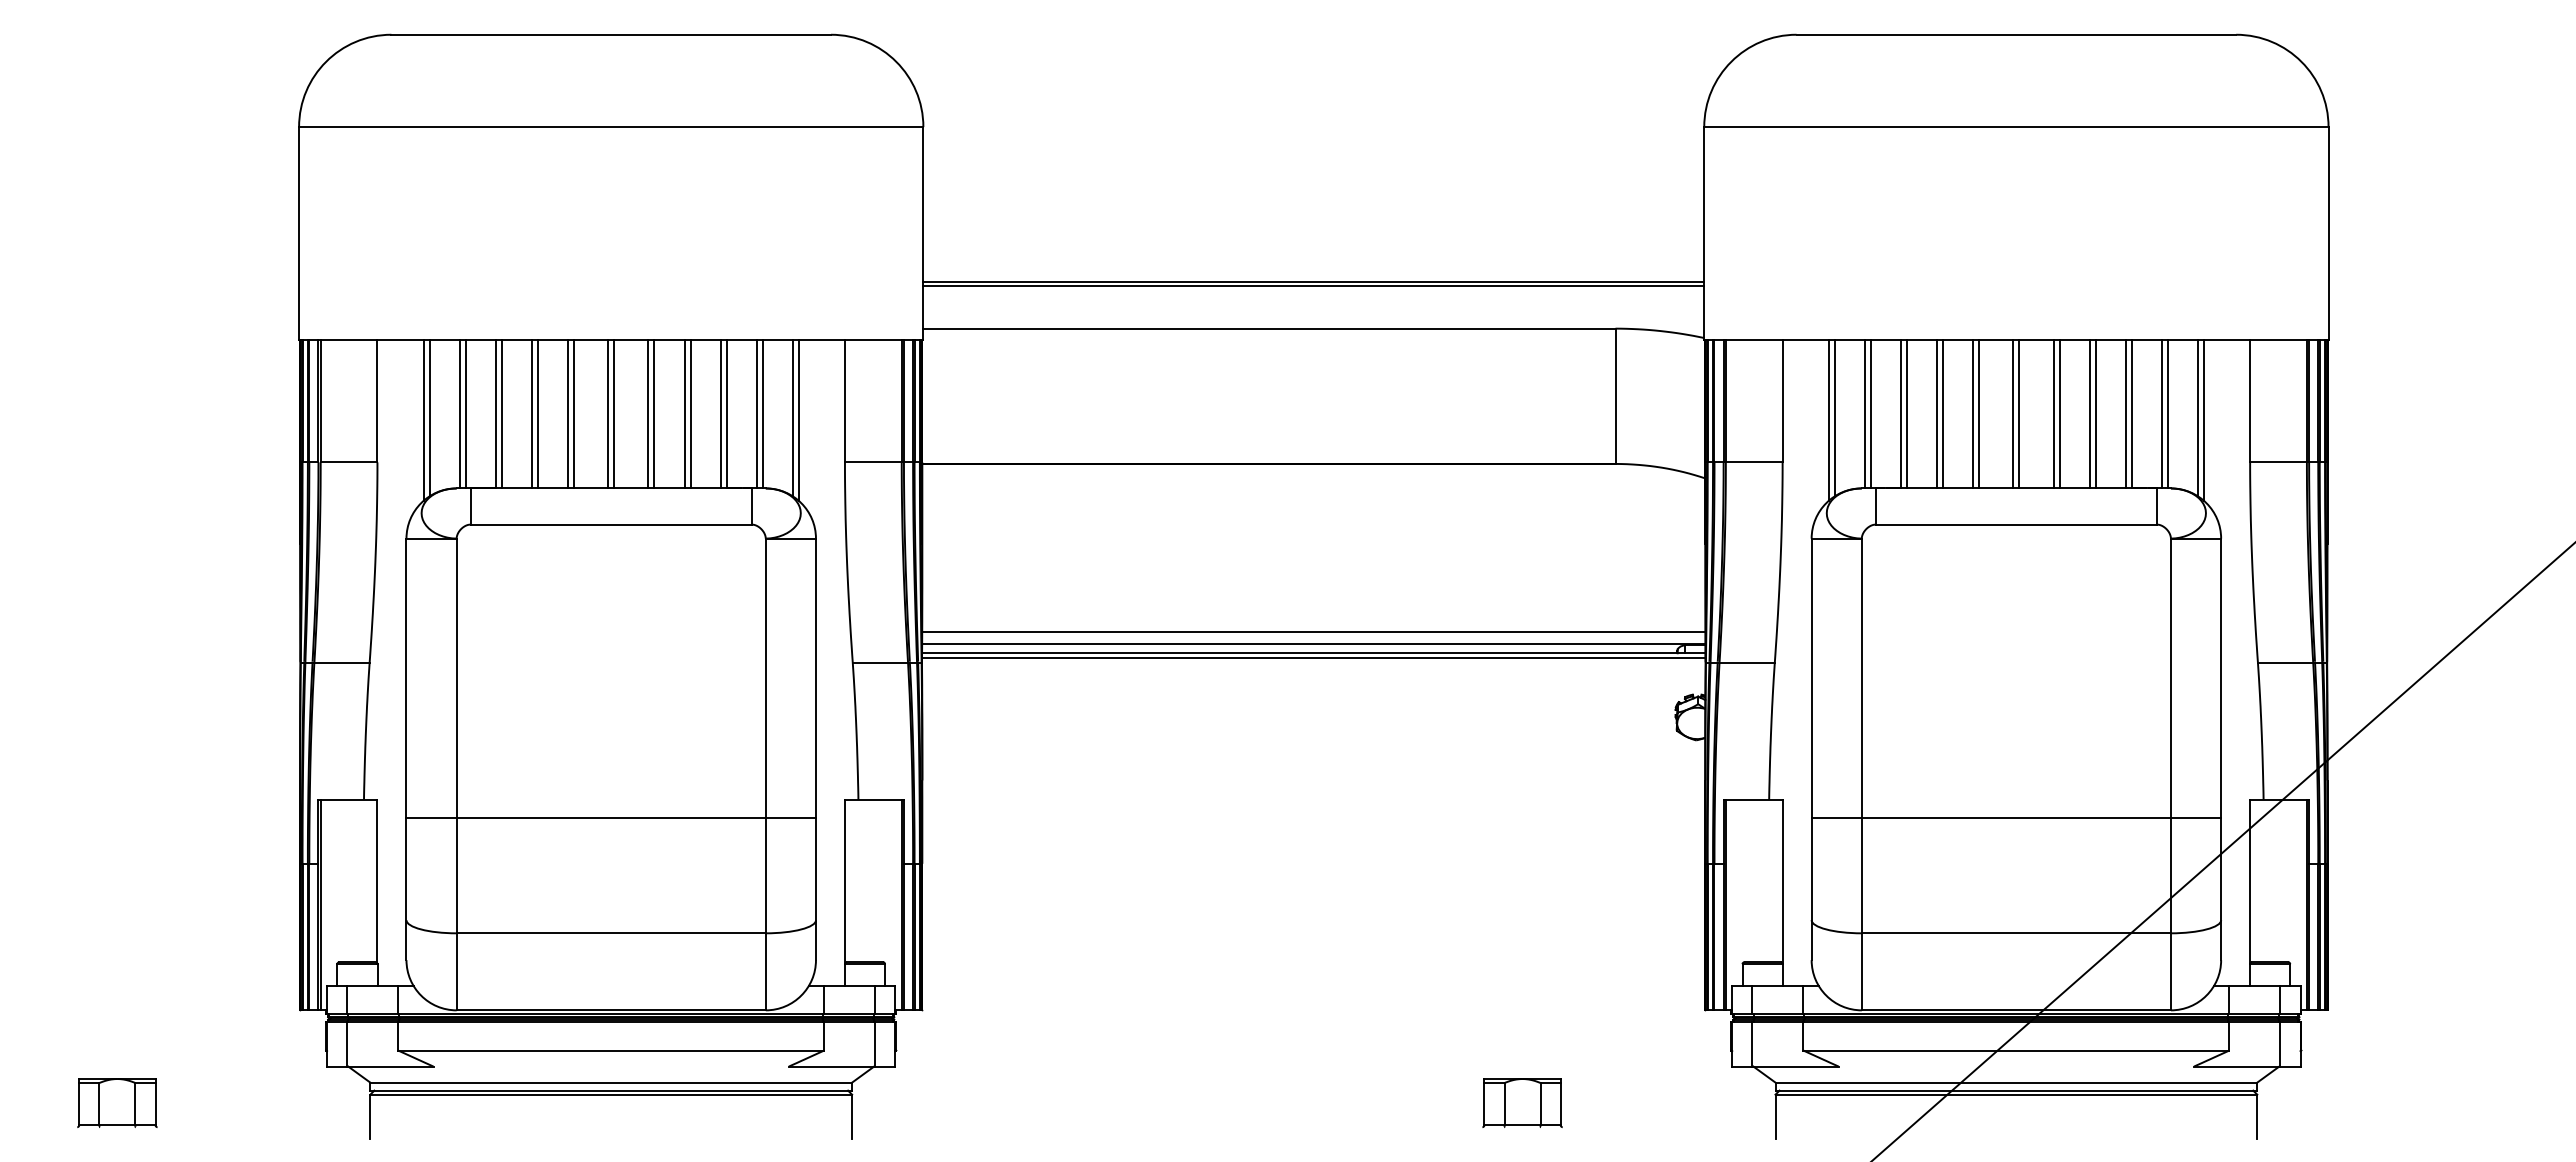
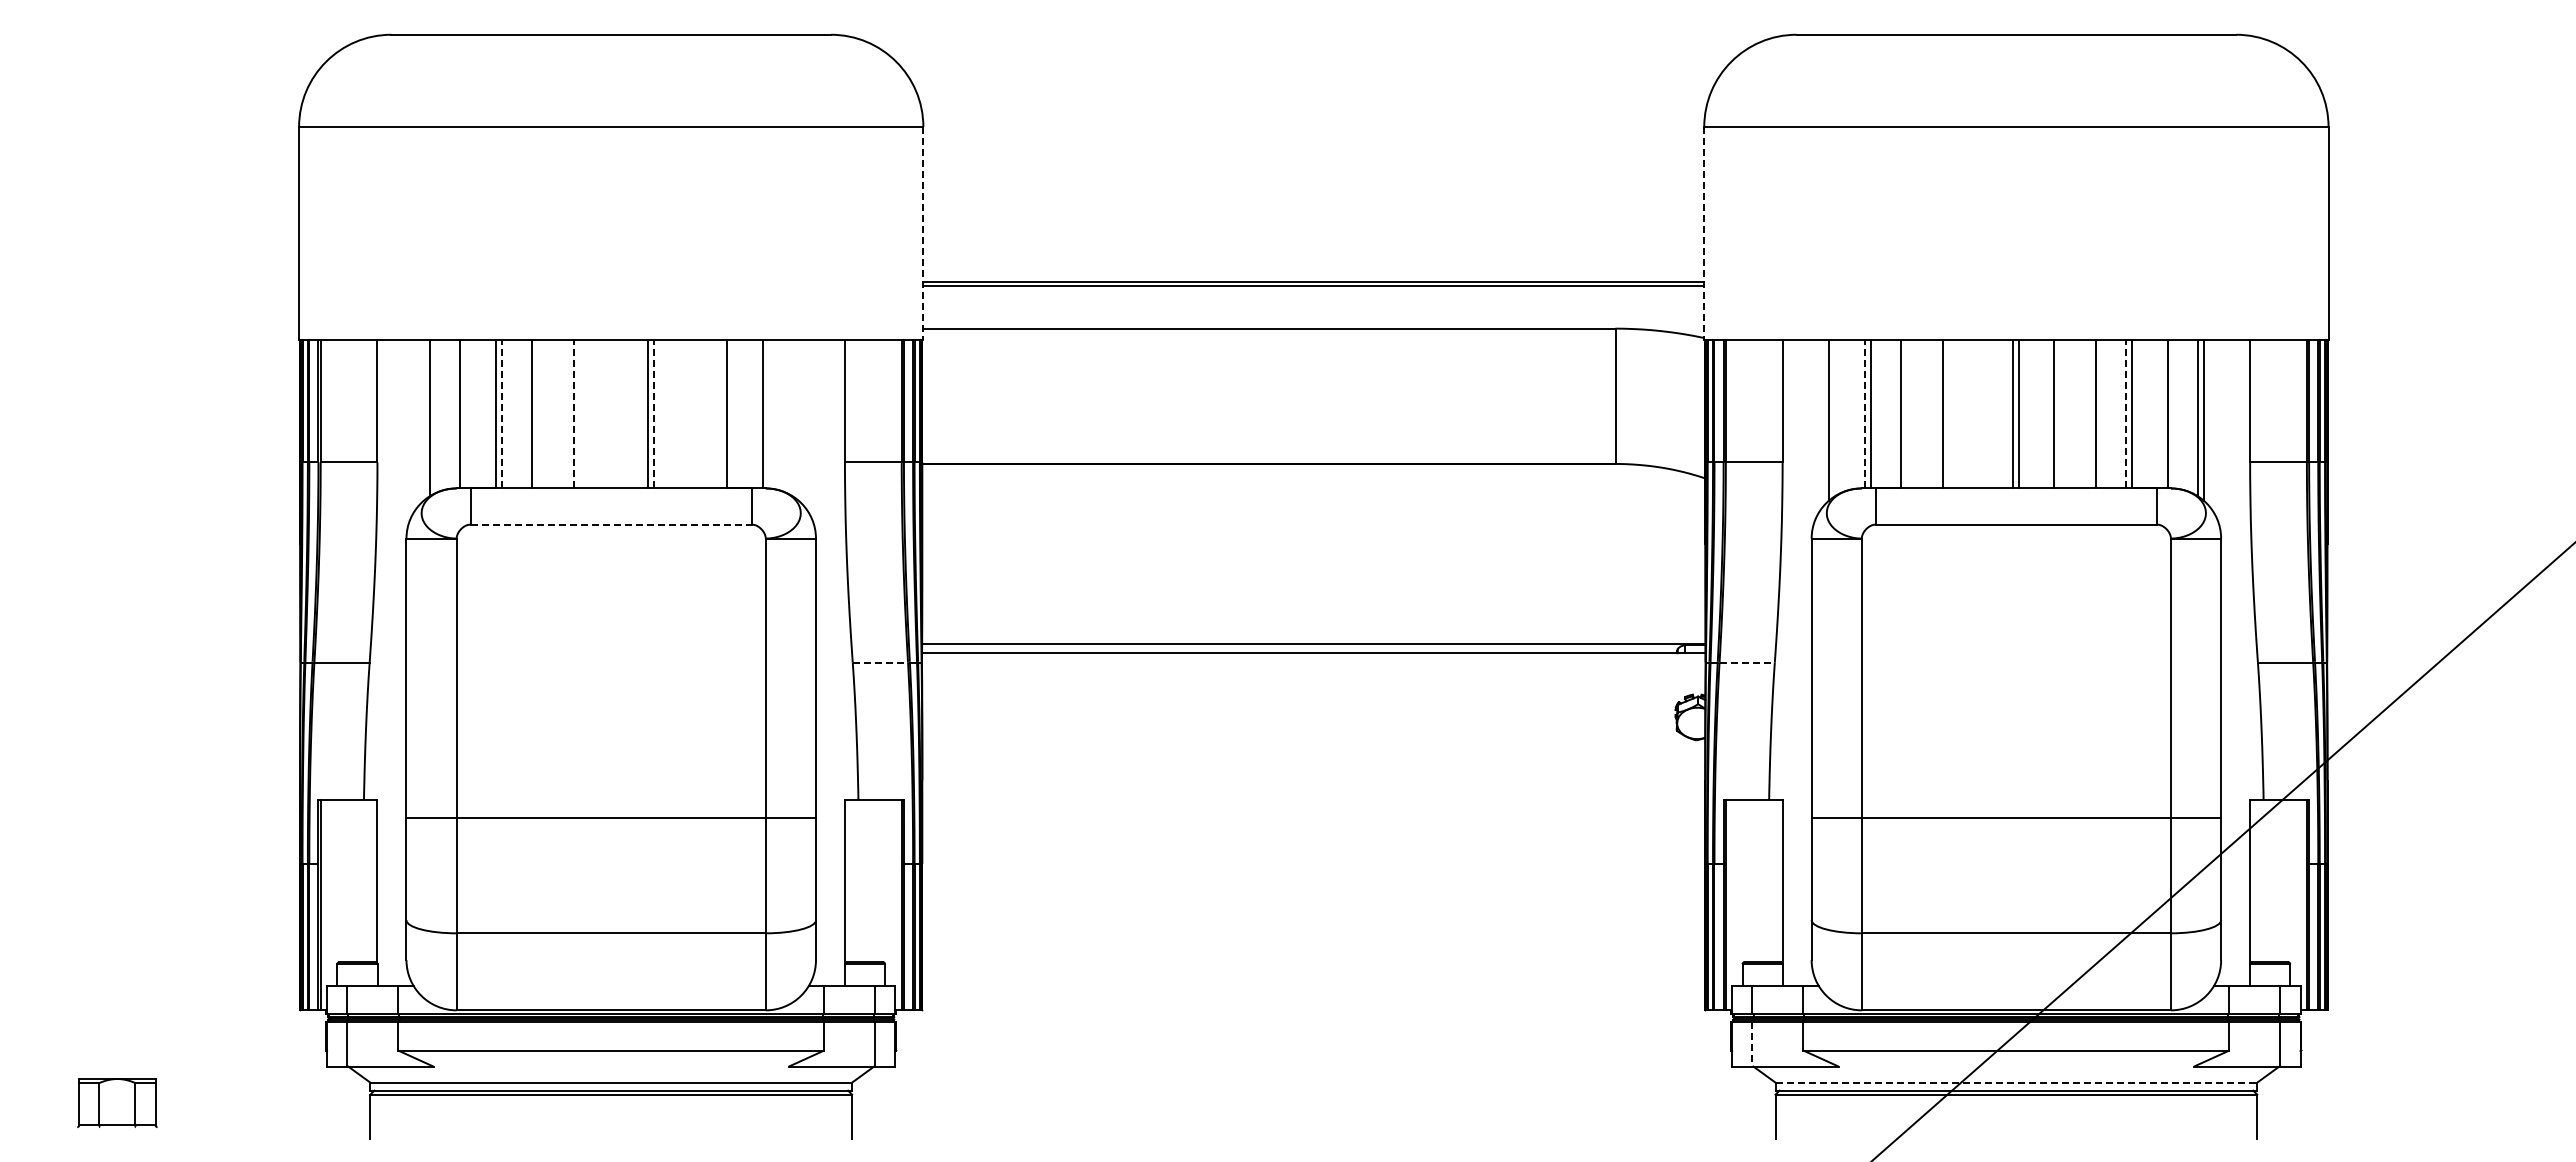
line: solid -> dashed (923, 234)
line: solid -> dashed (1704, 234)
line: present -> none (465, 413)
line: solid -> dashed (501, 413)
line: present -> none (537, 413)
line: present -> none (568, 413)
line: solid -> dashed (574, 413)
line: present -> none (608, 413)
line: present -> none (614, 413)
line: solid -> dashed (654, 413)
line: present -> none (684, 413)
line: present -> none (690, 413)
line: present -> none (720, 413)
line: present -> none (756, 413)
line: solid -> dashed (1864, 413)
line: present -> none (1906, 413)
line: present -> none (1937, 413)
line: present -> none (1973, 413)
line: present -> none (1979, 413)
line: present -> none (2059, 413)
line: present -> none (2089, 413)
line: solid -> dashed (2125, 413)
line: present -> none (2161, 413)
line: present -> none (792, 417)
line: present -> none (1834, 417)
line: present -> none (423, 419)
line: present -> none (798, 419)
line: solid -> dashed (611, 524)
line: present -> none (1313, 632)
line: present -> none (1313, 658)
line: solid -> dashed (880, 662)
line: solid -> dashed (1747, 662)
line: solid -> dashed (1752, 1044)
line: solid -> dashed (2016, 1082)
part: present -> none (1522, 1102)
